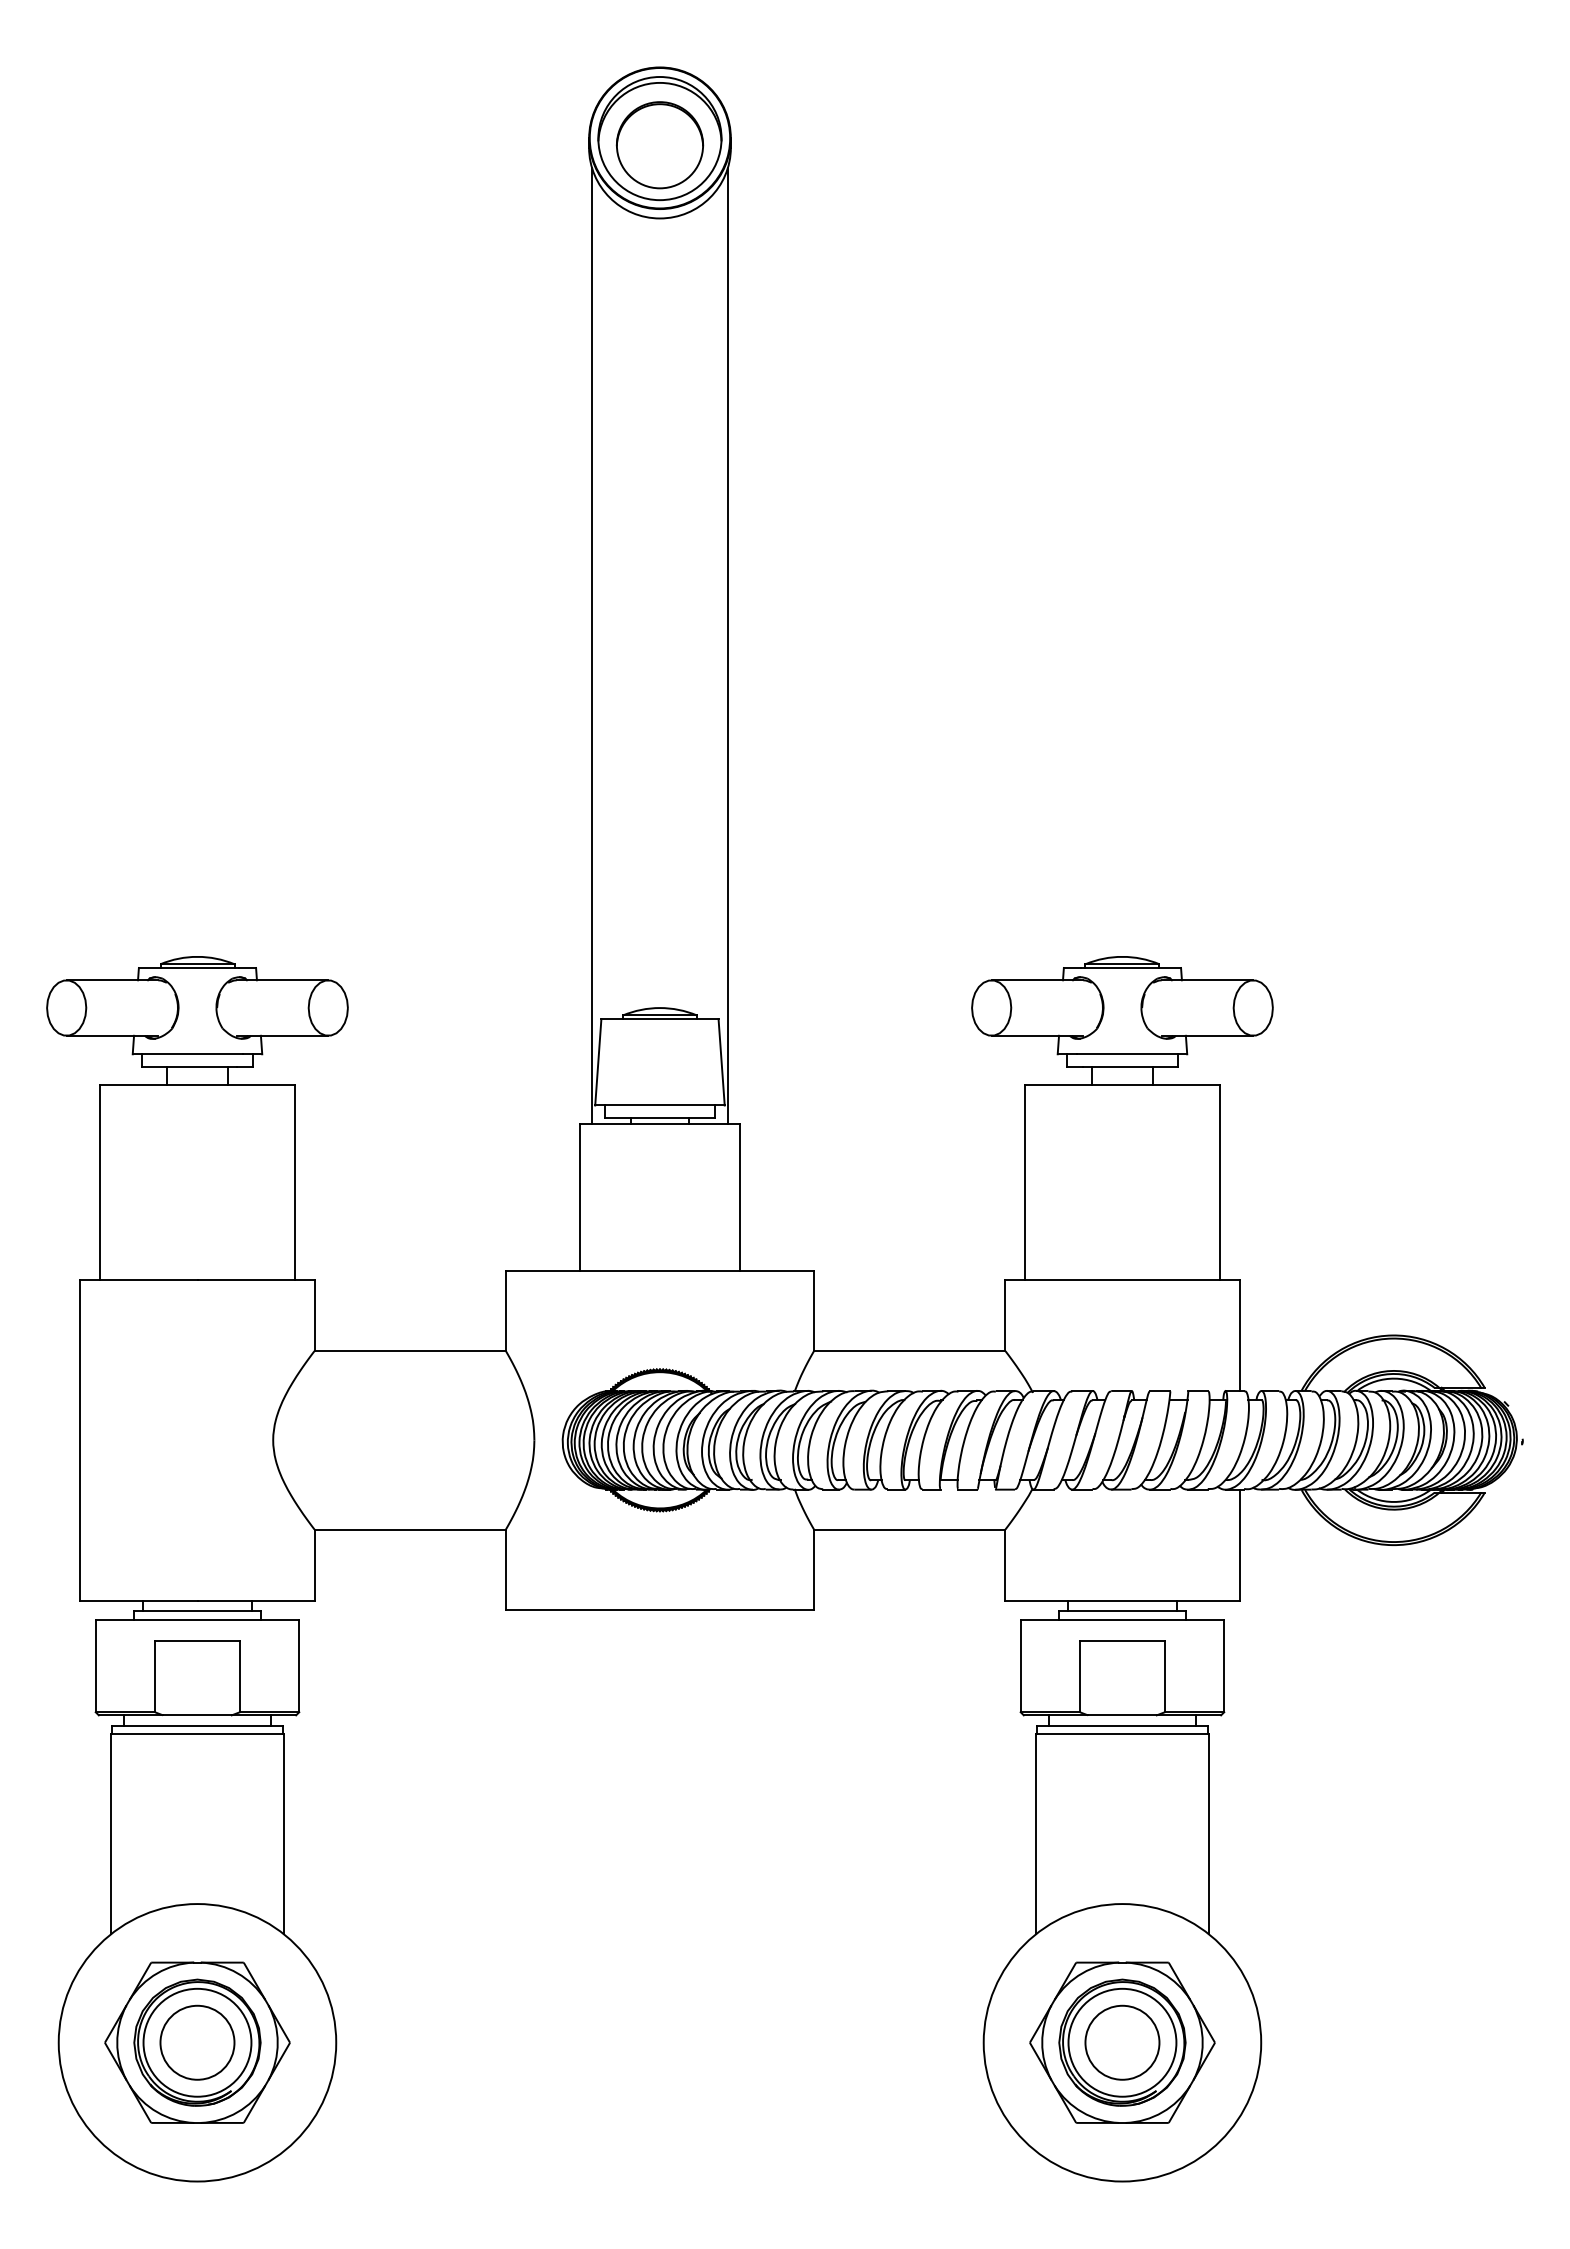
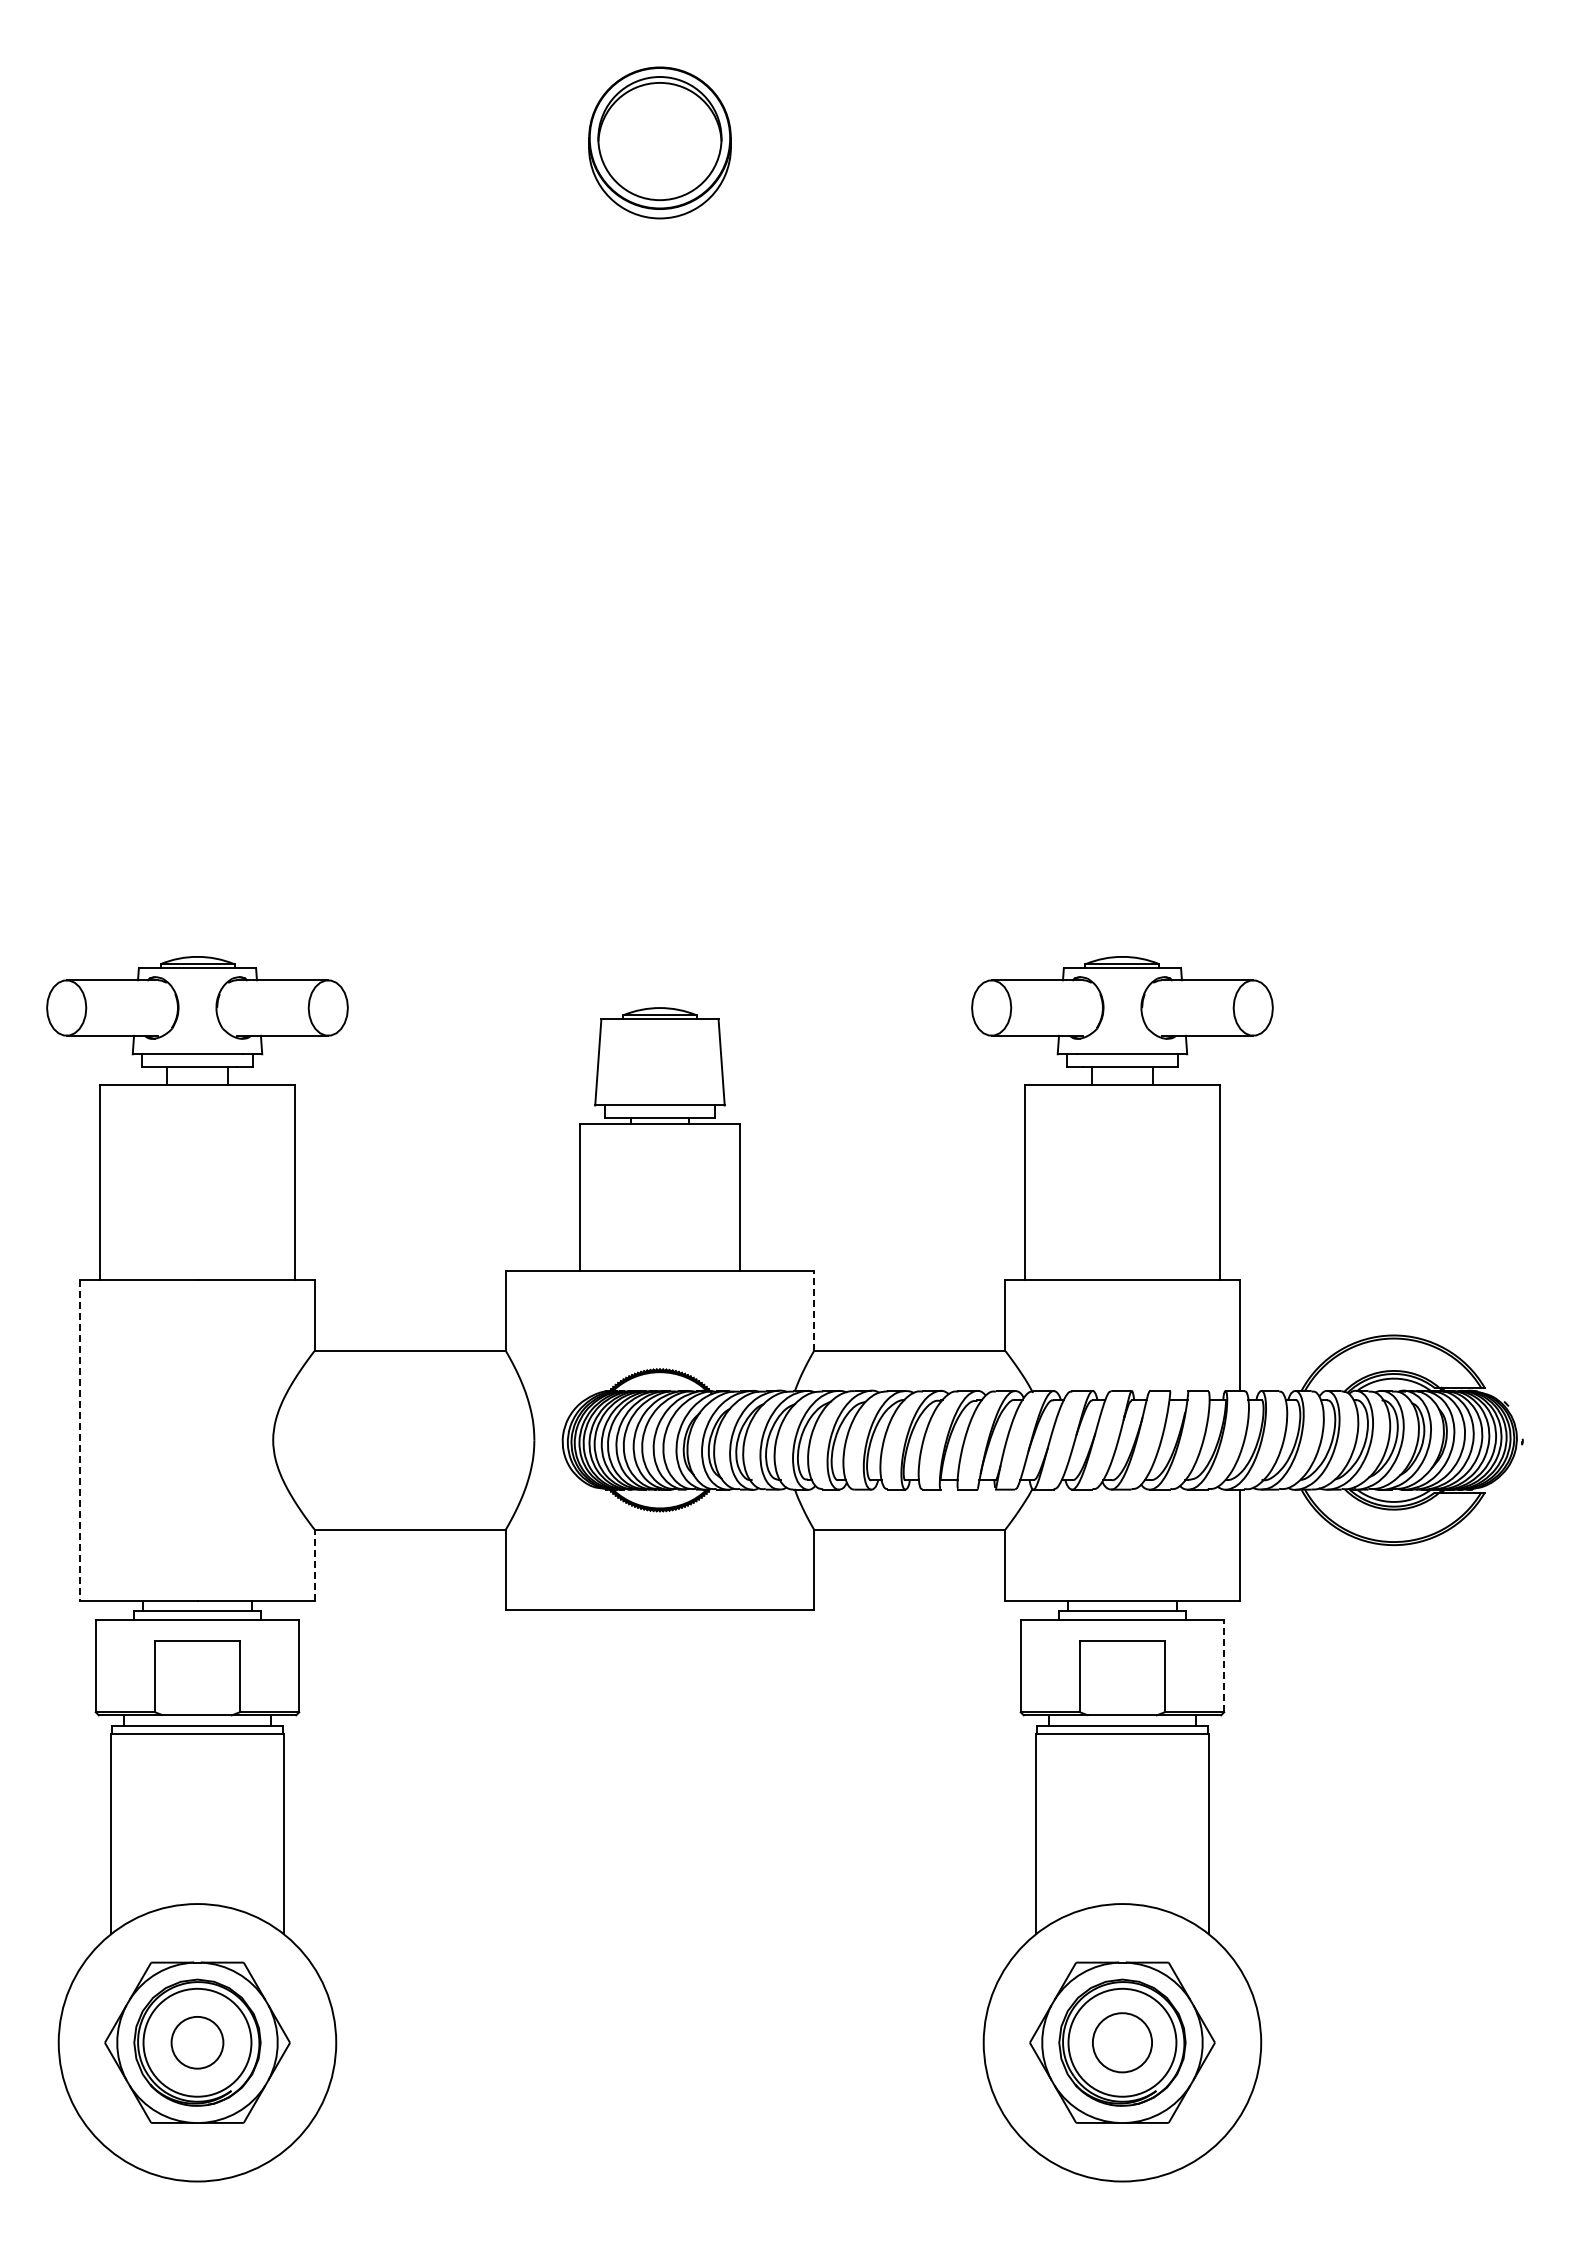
part: present -> none (659, 145)
line: present -> none (592, 645)
line: present -> none (727, 645)
line: solid -> dashed (814, 1310)
line: solid -> dashed (80, 1440)
line: solid -> dashed (314, 1564)
line: solid -> dashed (1224, 1666)
circle diameter: 74 px -> 52 px (197, 2042)
circle diameter: 74 px -> 59 px (1122, 2042)
